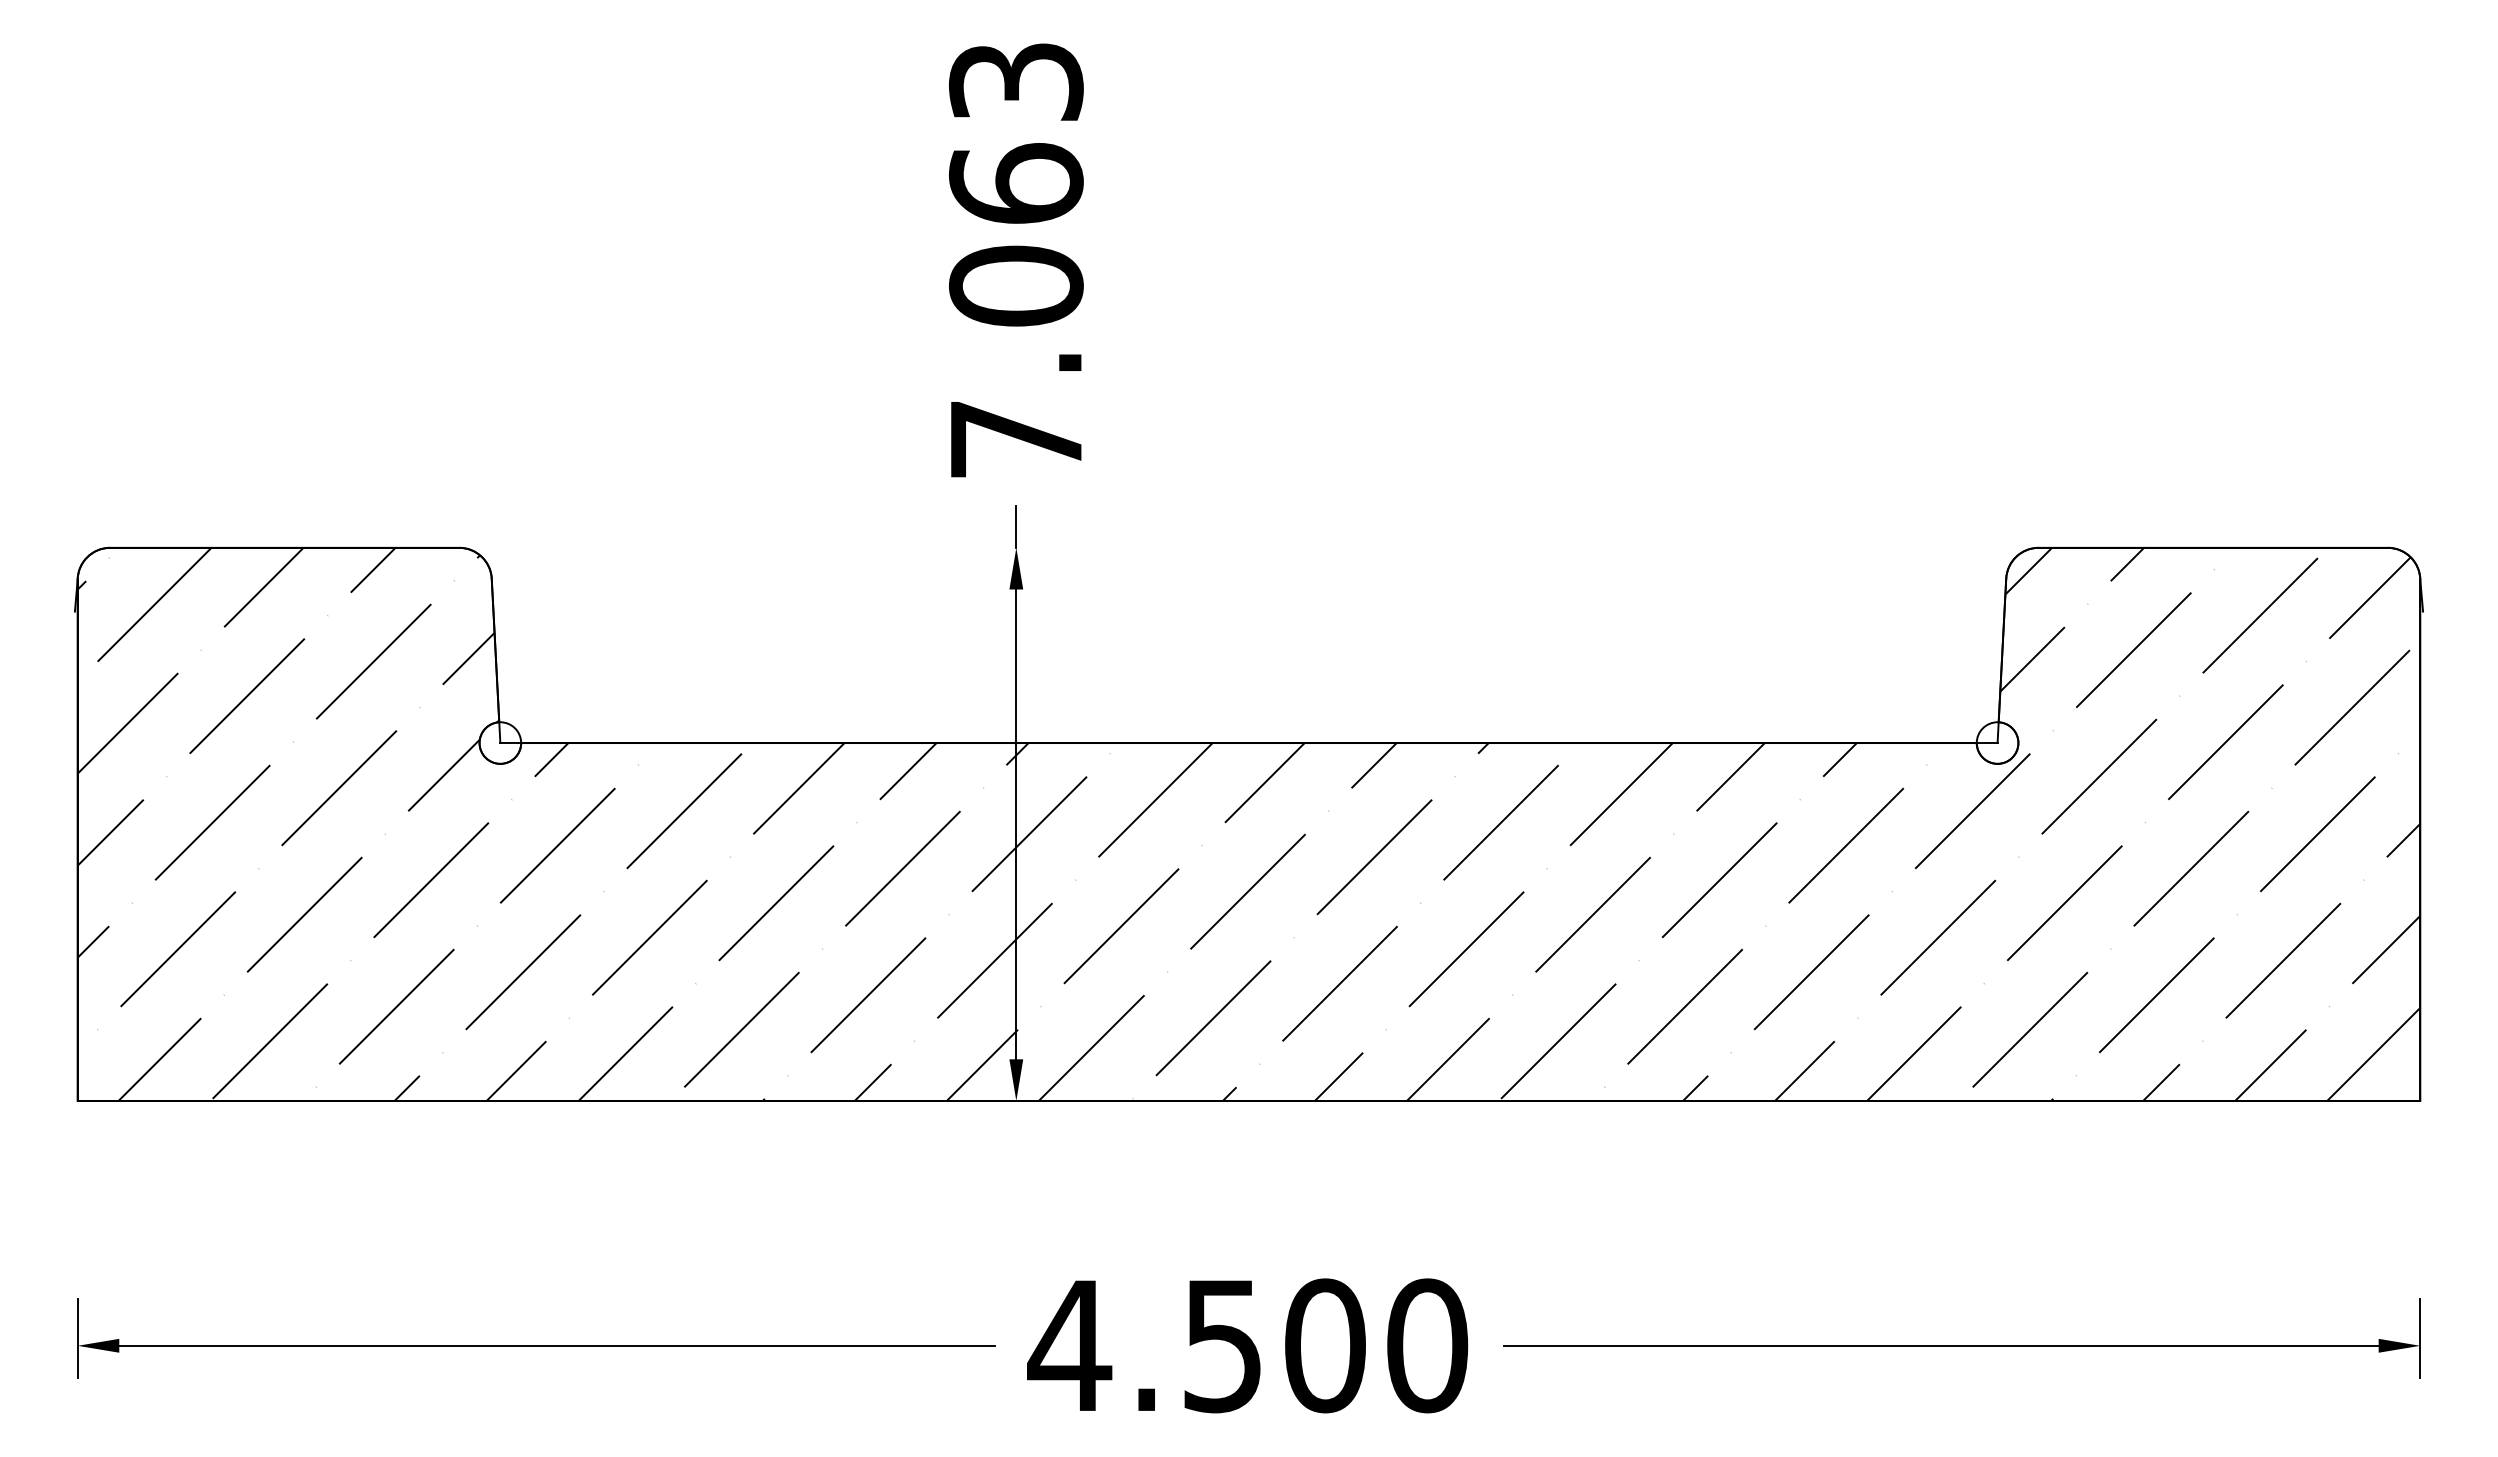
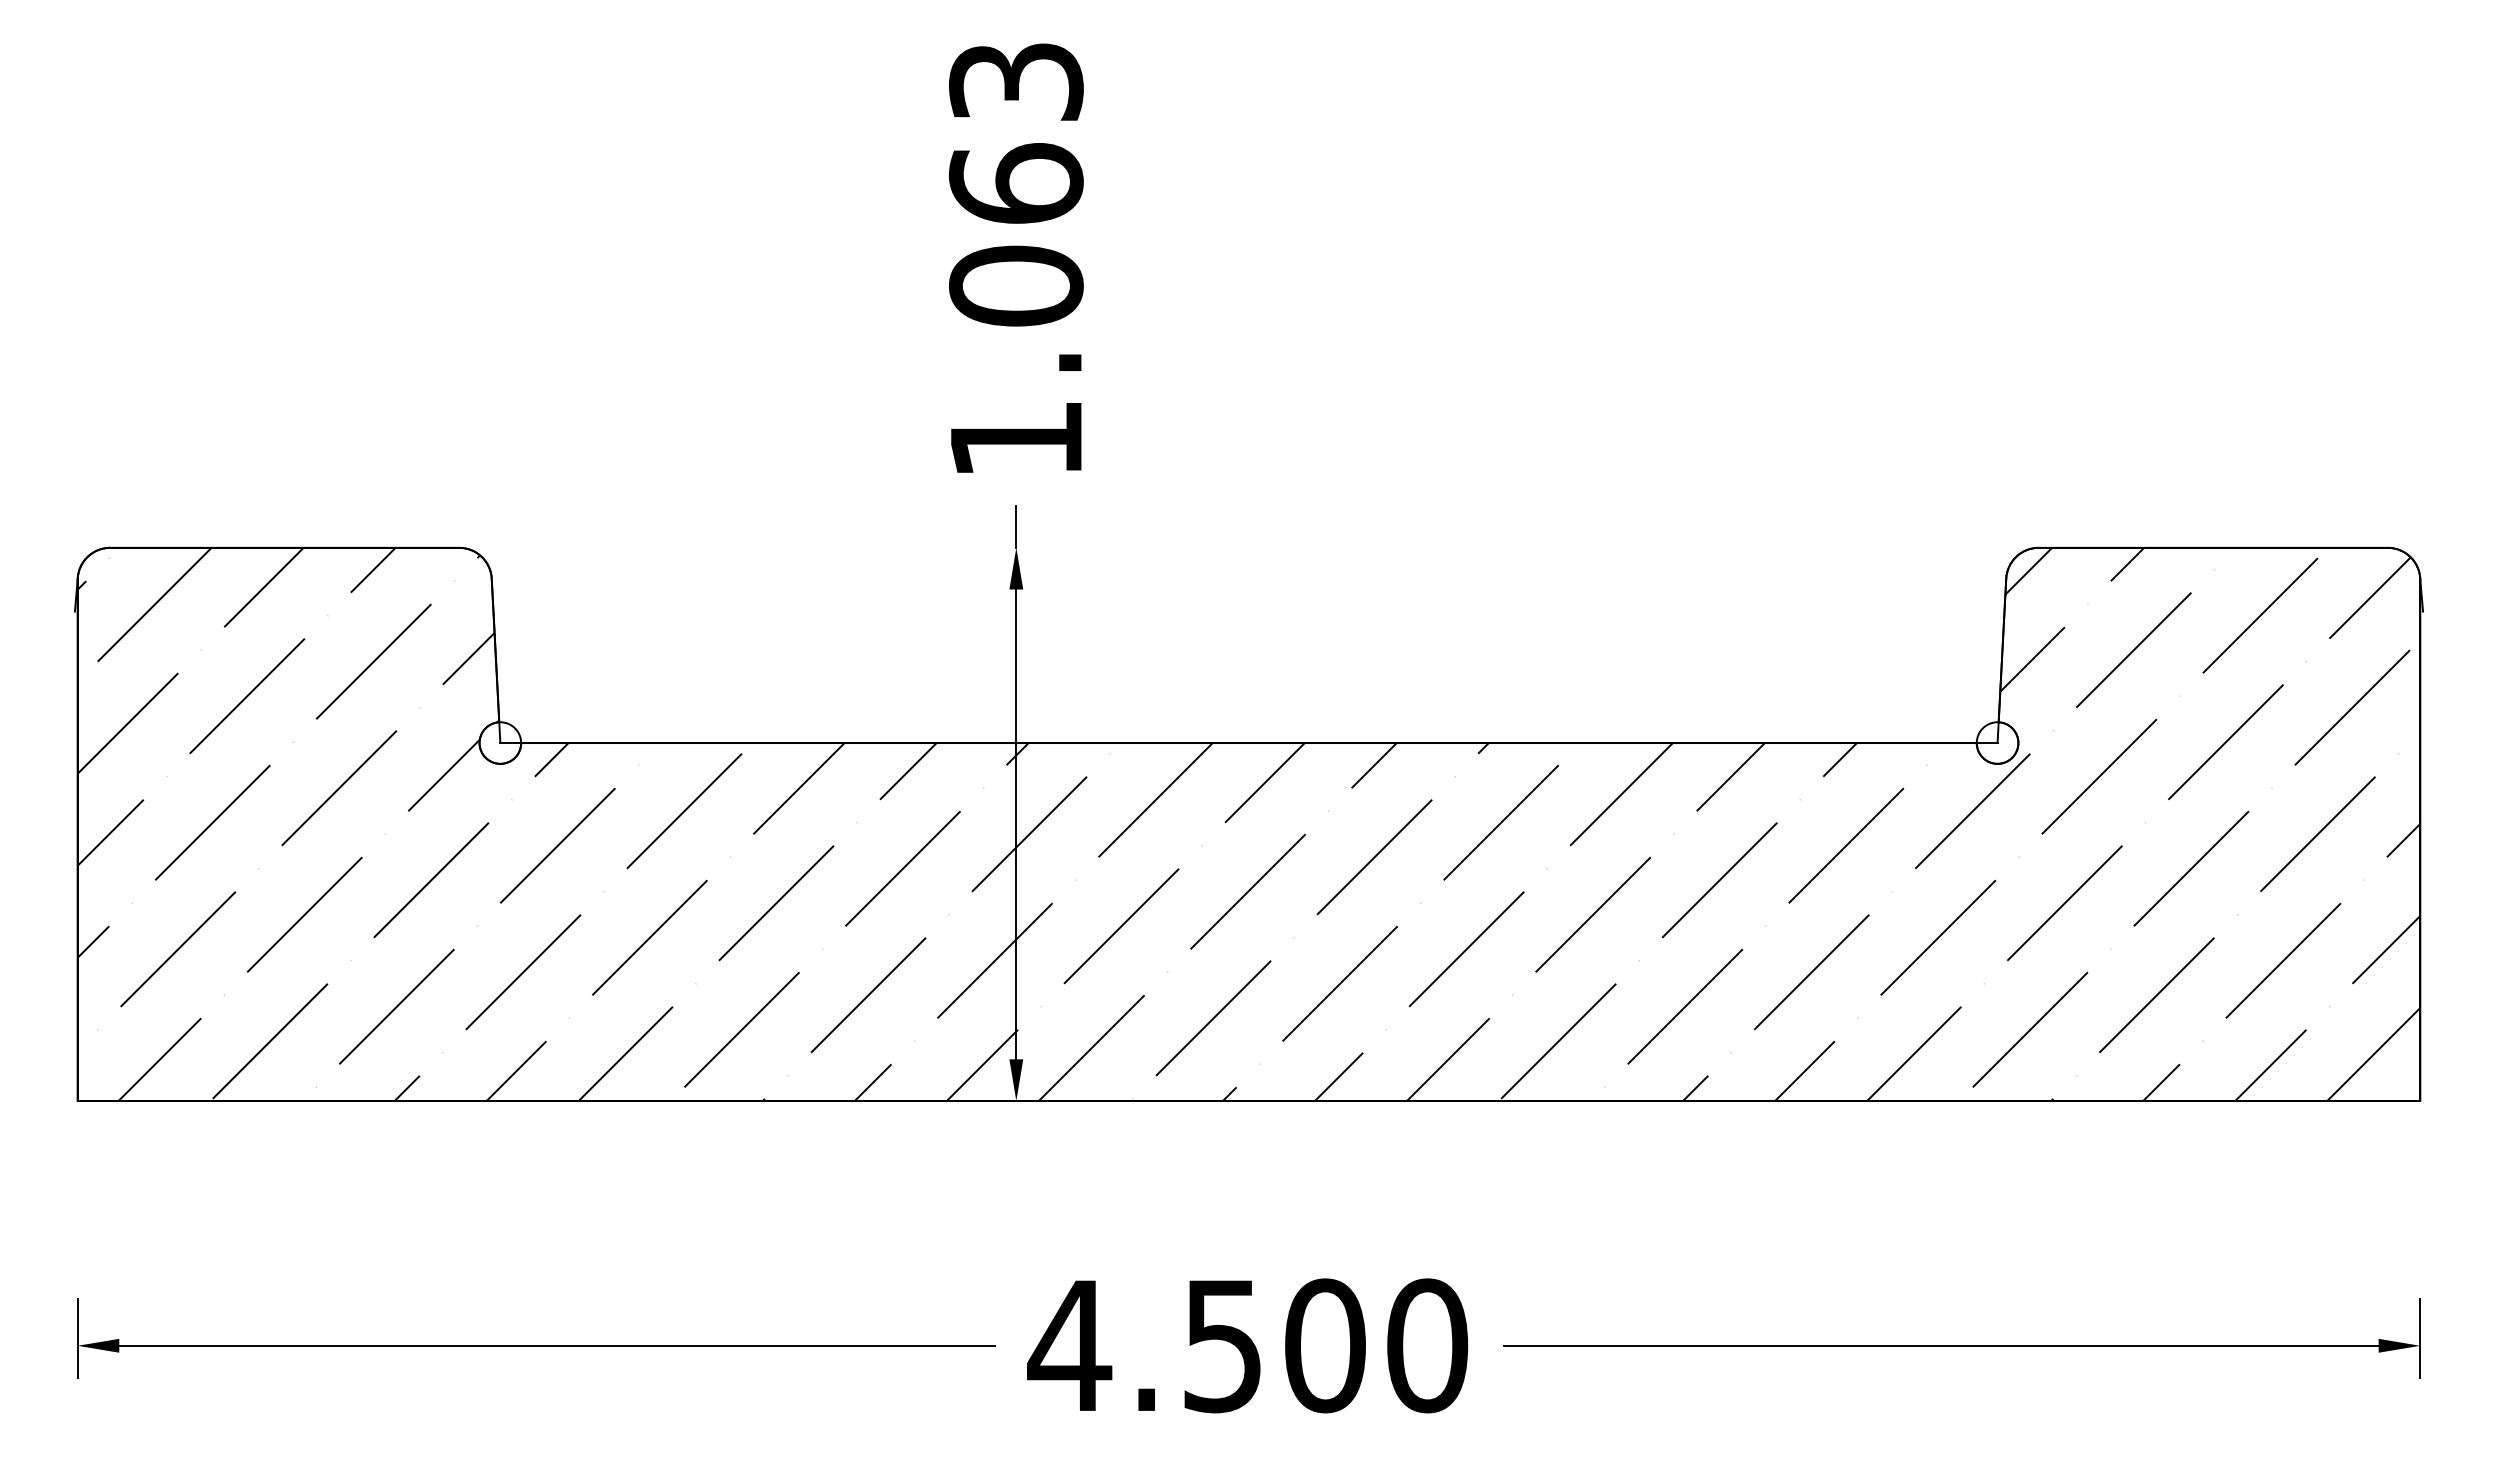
text: 7.063 -> 1.063 (1016, 439)
